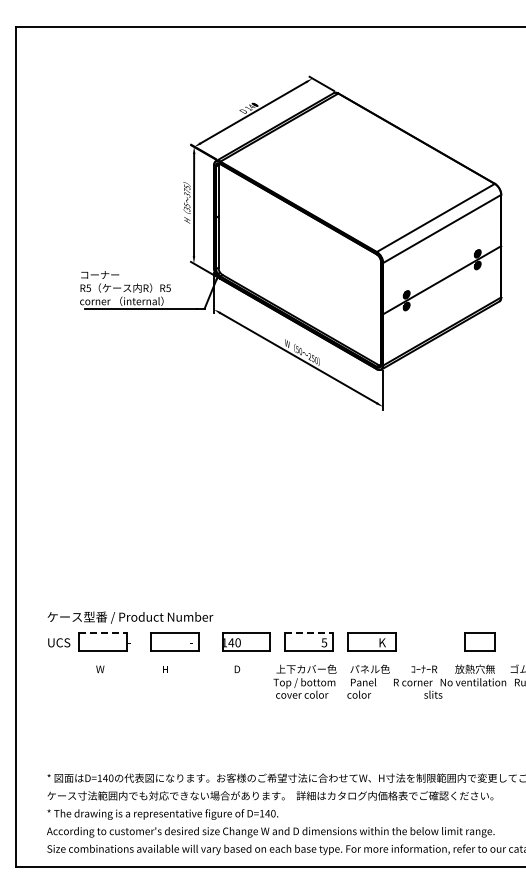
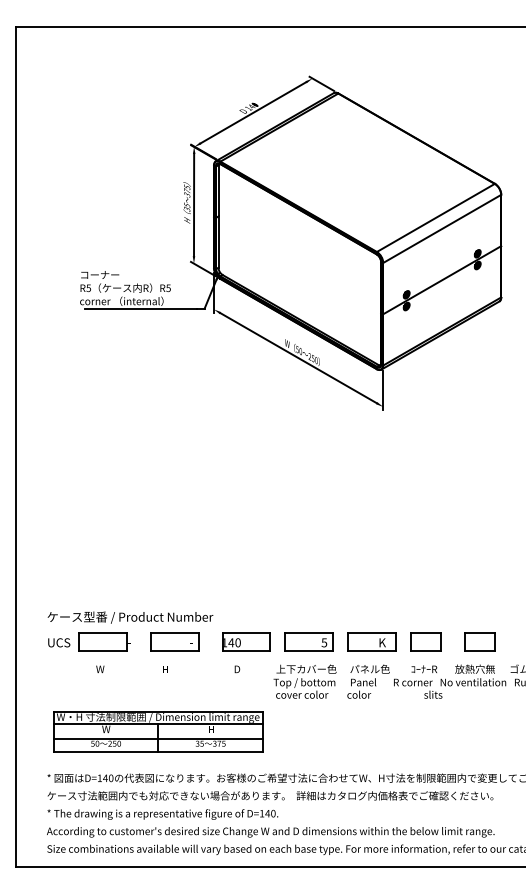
line: dashed -> solid (103, 633)
line: dashed -> solid (309, 633)
part: none -> present (425, 641)
part: none -> present (158, 731)
